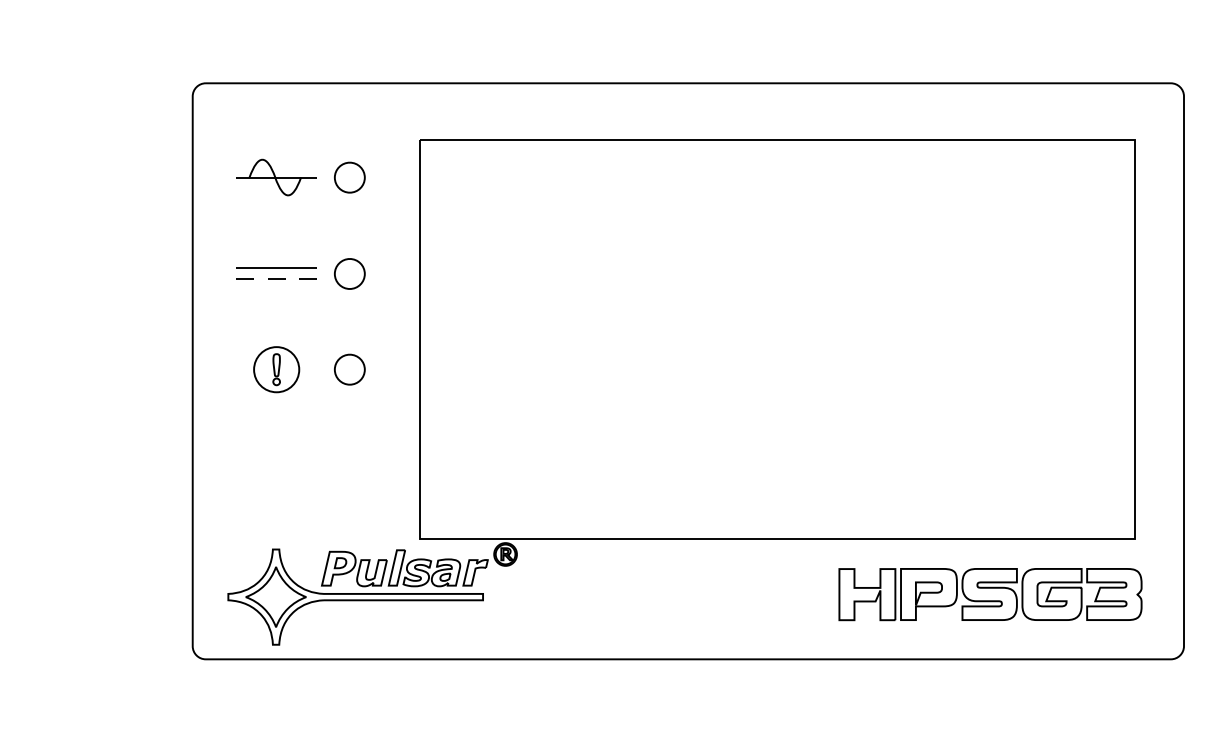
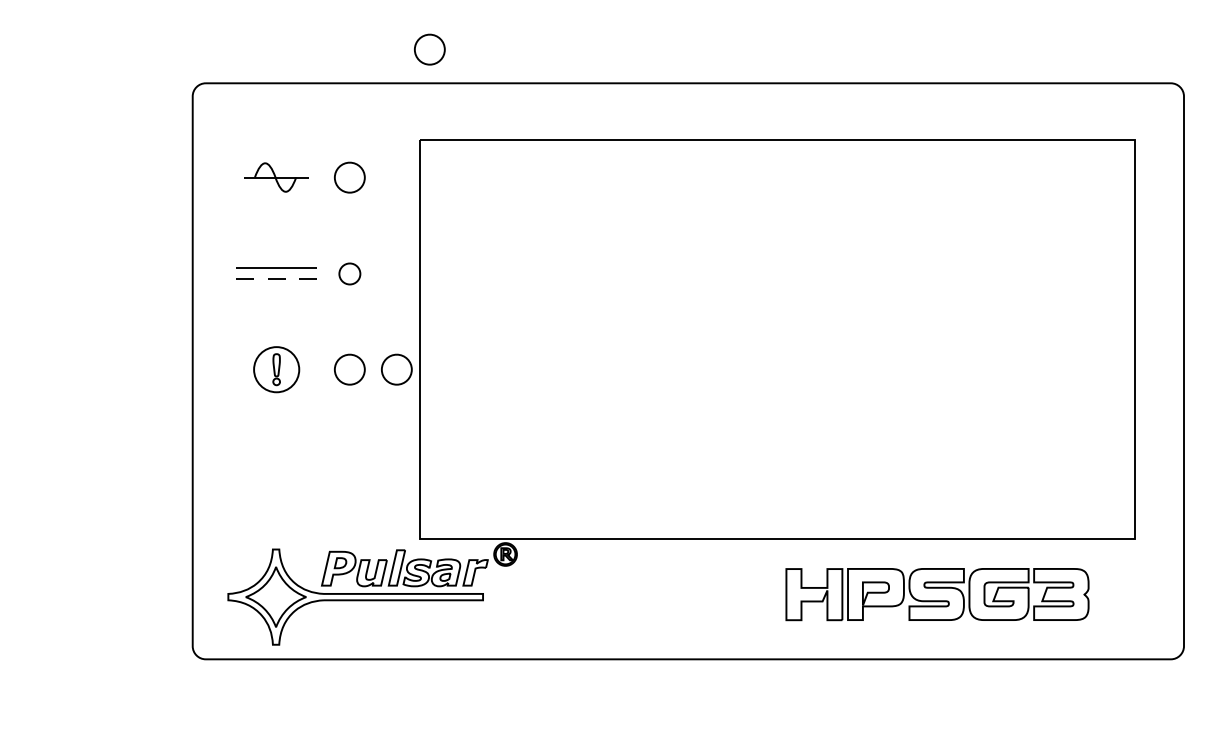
part: none -> present (429, 49)
part size: 81x39 px -> 65x31 px (276, 177)
part size: 32x32 px -> 24x24 px (349, 273)
part: none -> present (396, 369)
part position: (990, 594) -> (937, 594) (937, 594)
